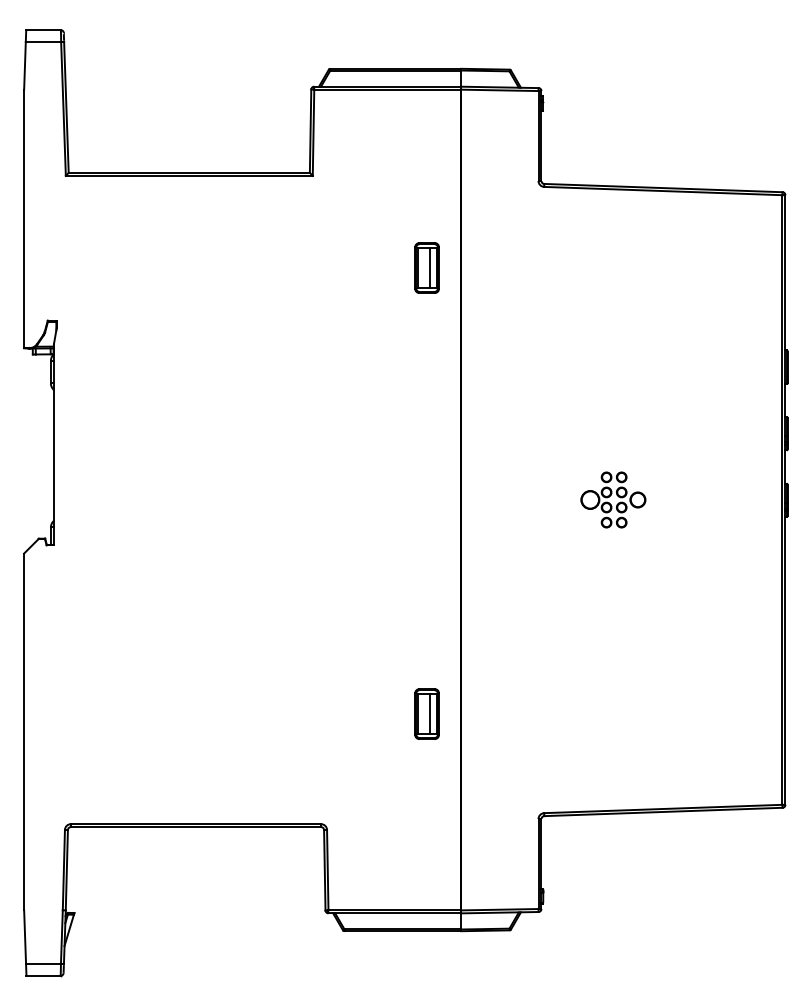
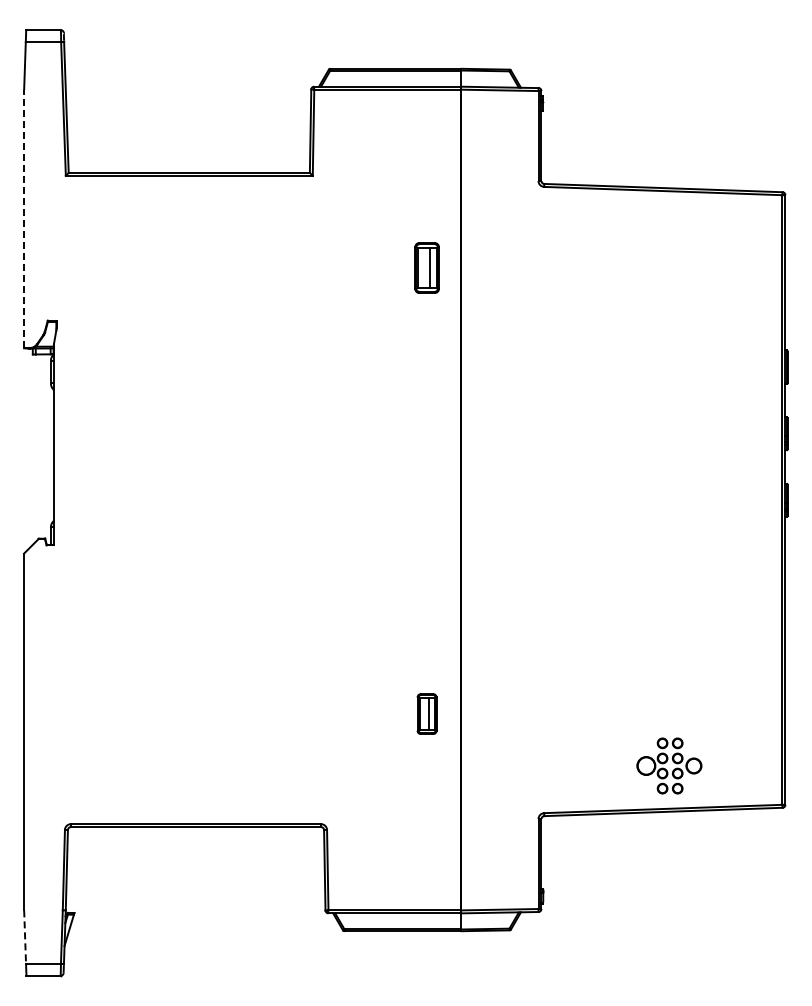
line: solid -> dashed (24, 218)
part position: (613, 499) -> (669, 765) (669, 765)
part size: 26x52 px -> 22x42 px (426, 713)
line: solid -> dashed (25, 937)
